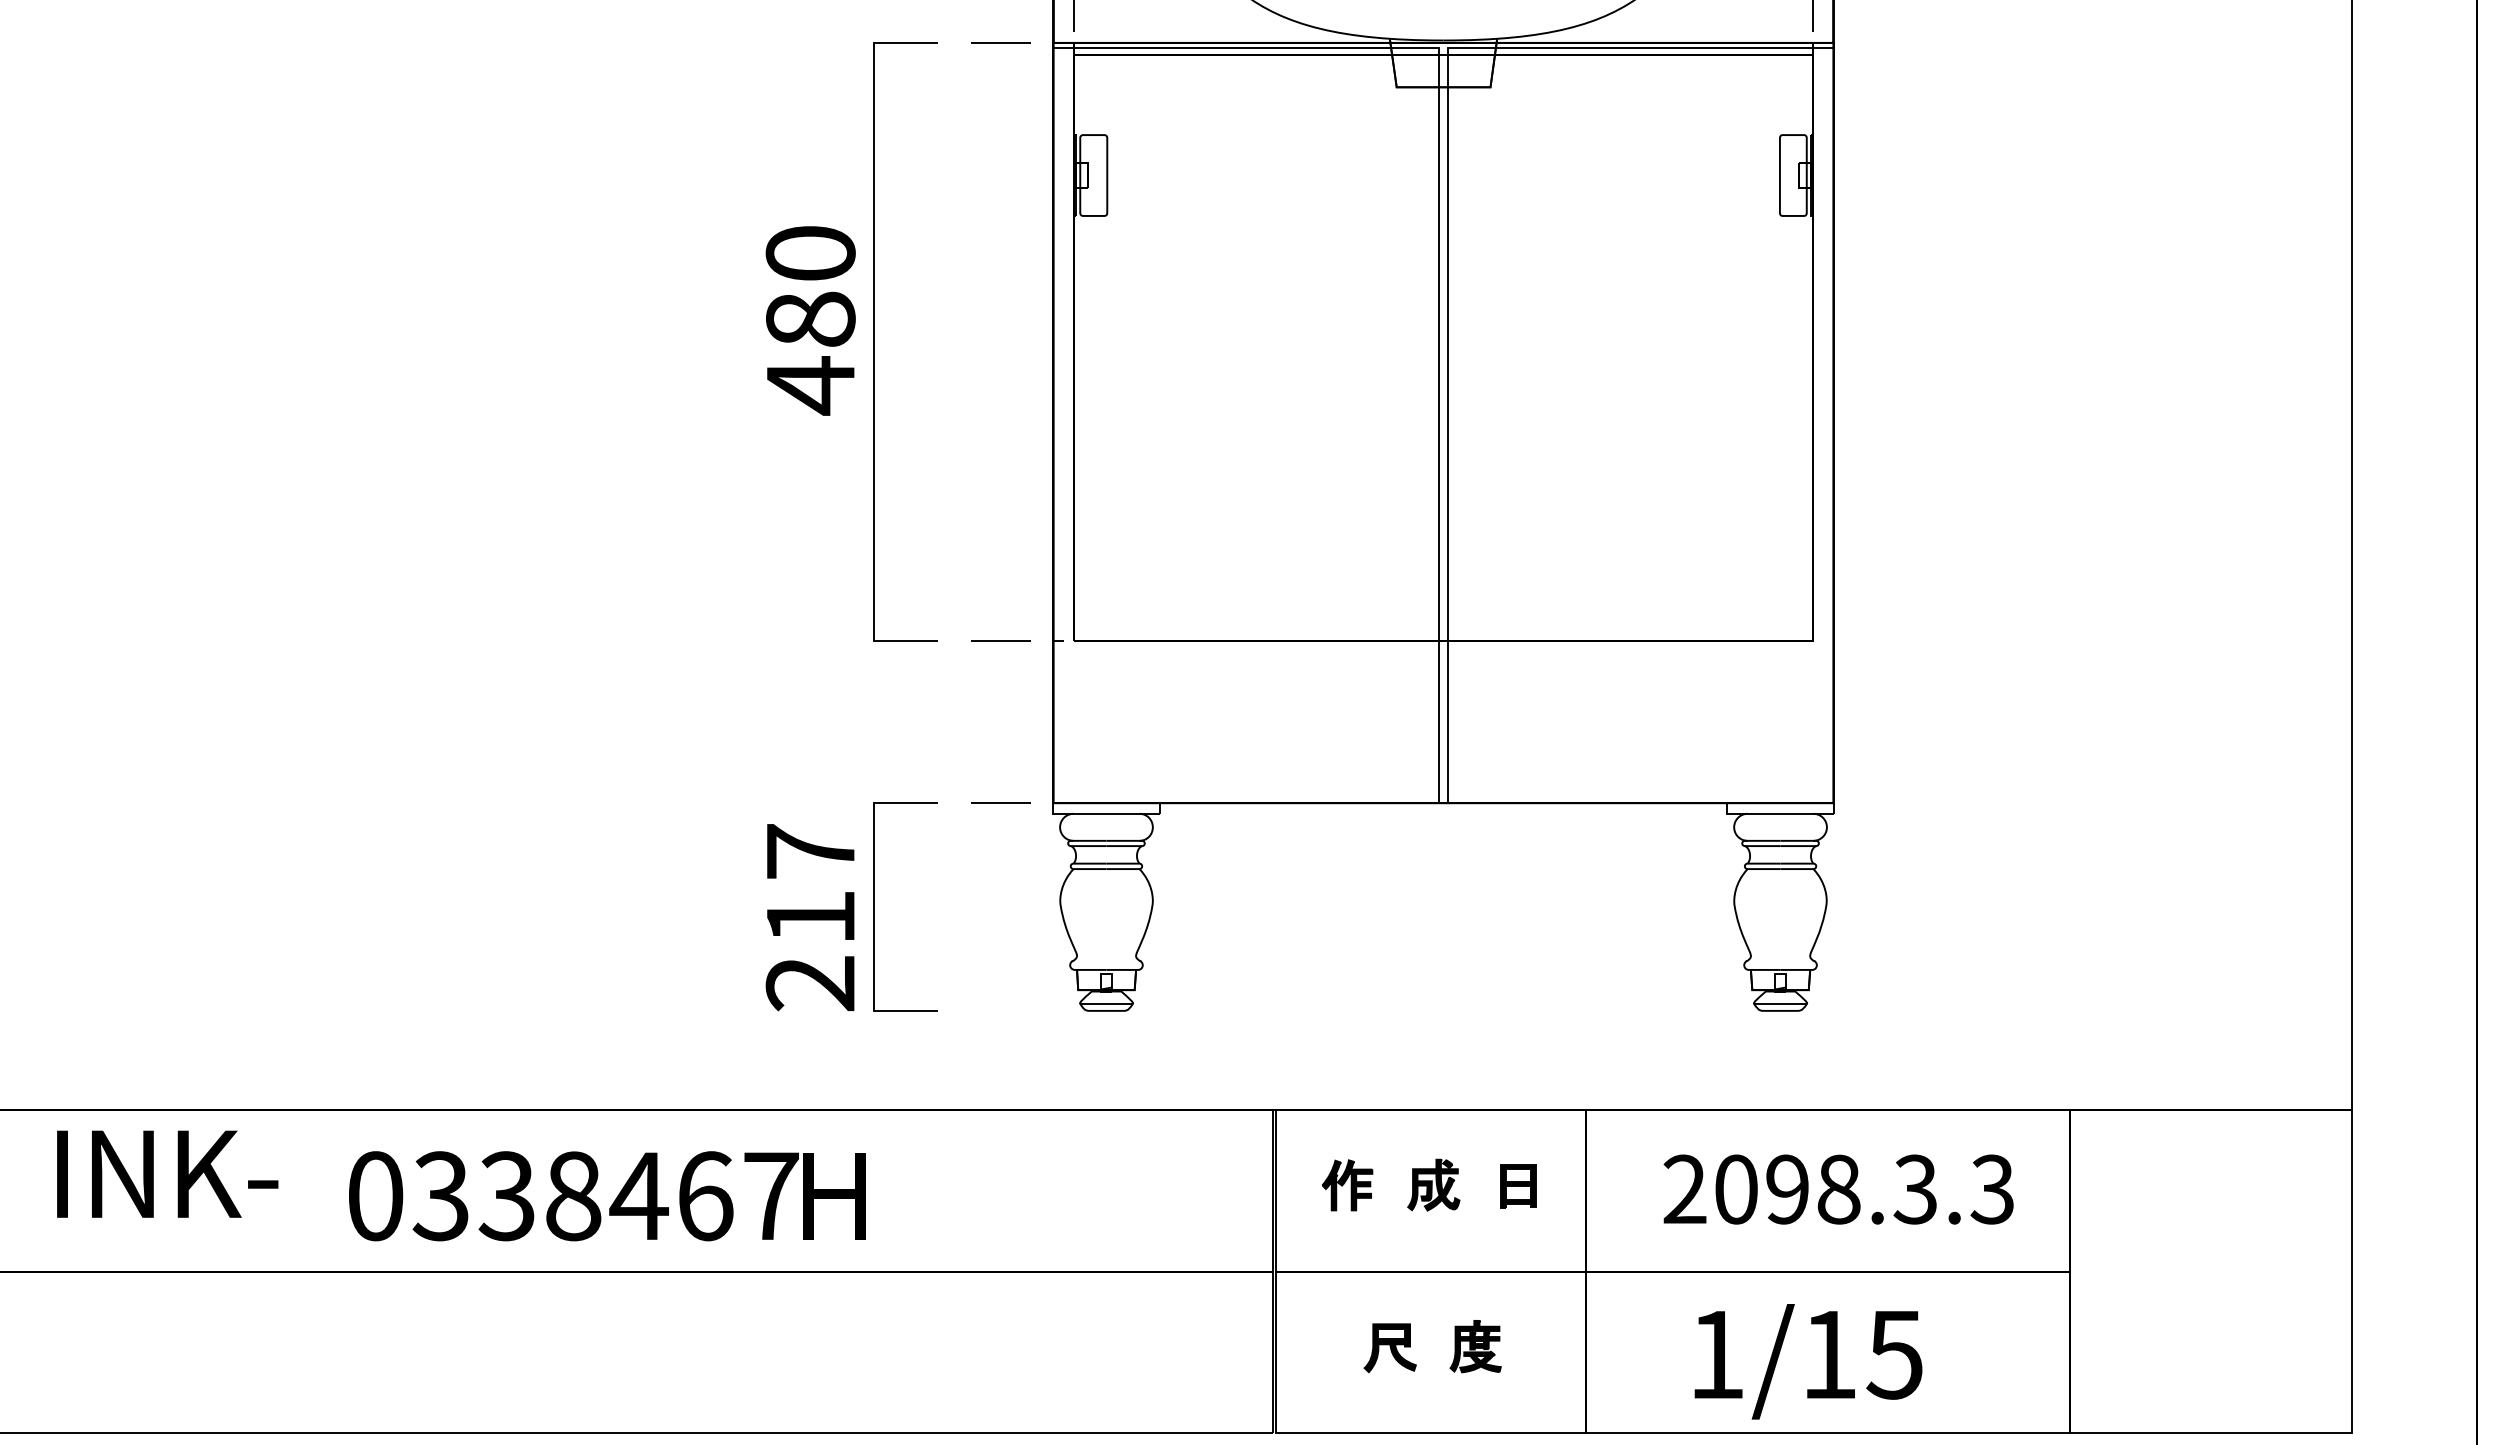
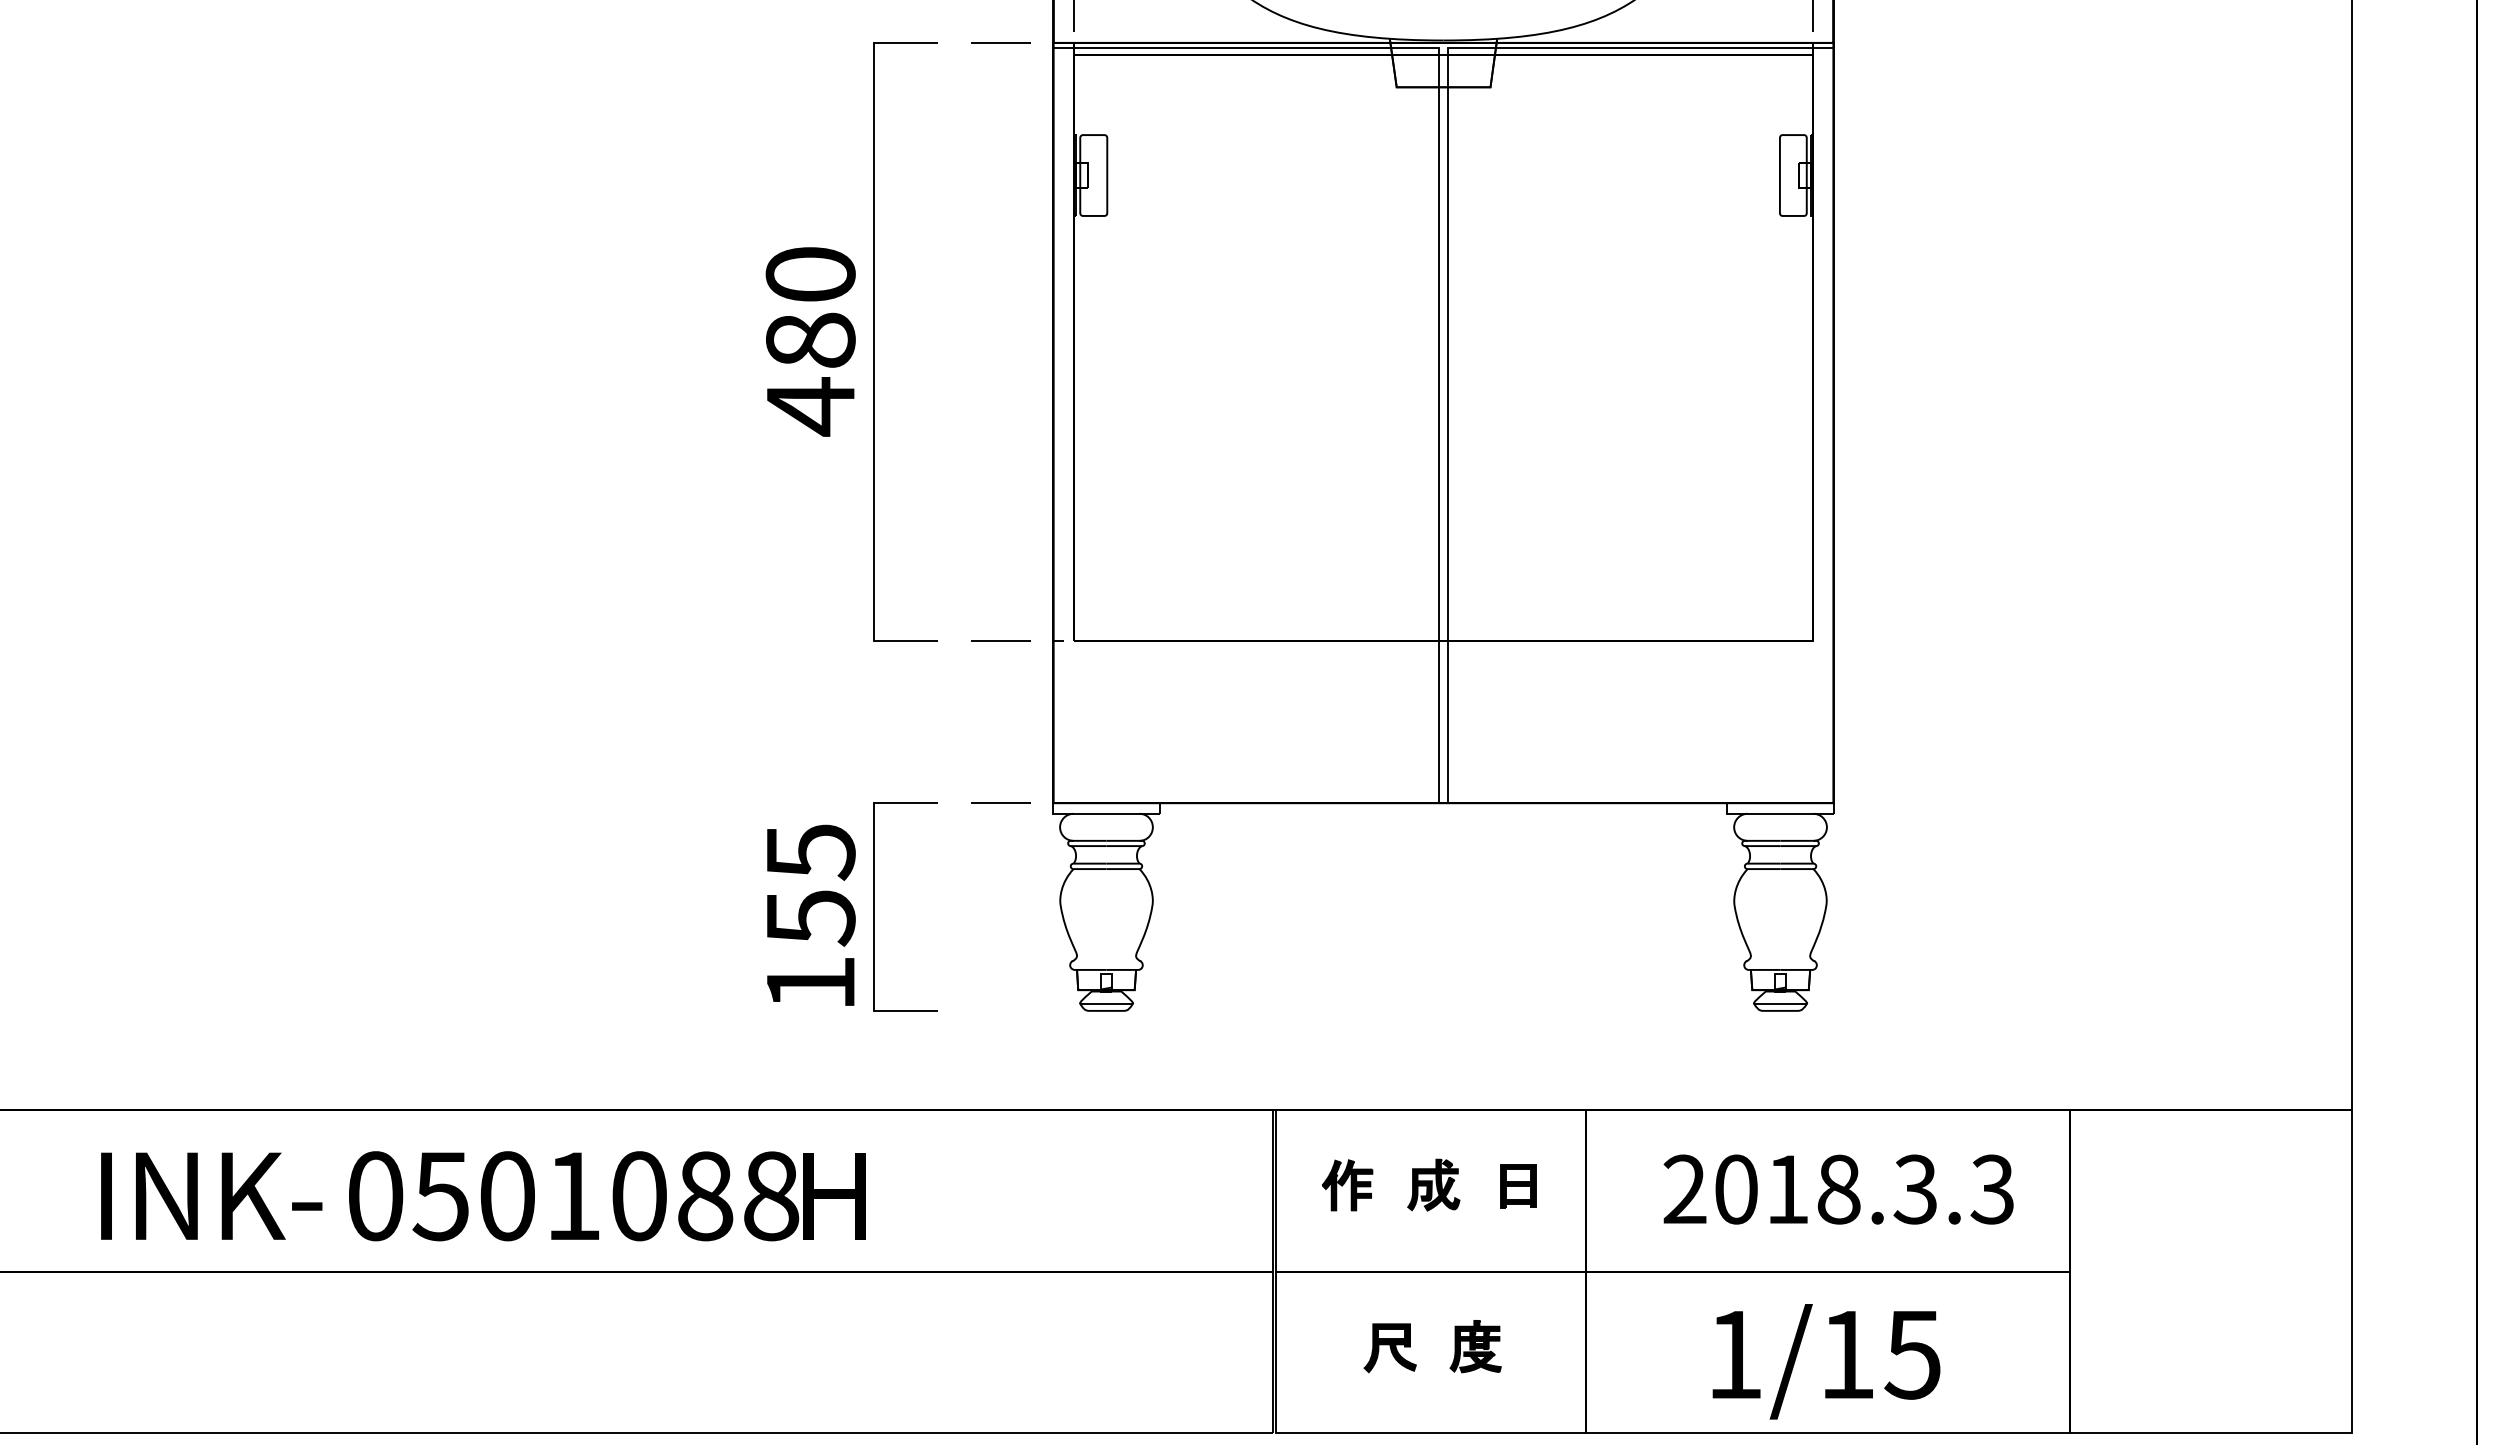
text position: (810, 320) -> (810, 341) (810, 341)
text: 217 -> 155 (810, 917)
text position: (167, 1173) -> (211, 1195) (211, 1195)
text: 2098.3.3 -> 2018.3.3 (1787, 1189)
text: 0338467 -> 0501088 (605, 1196)
text position: (1808, 1361) -> (1826, 1361) (1826, 1361)
